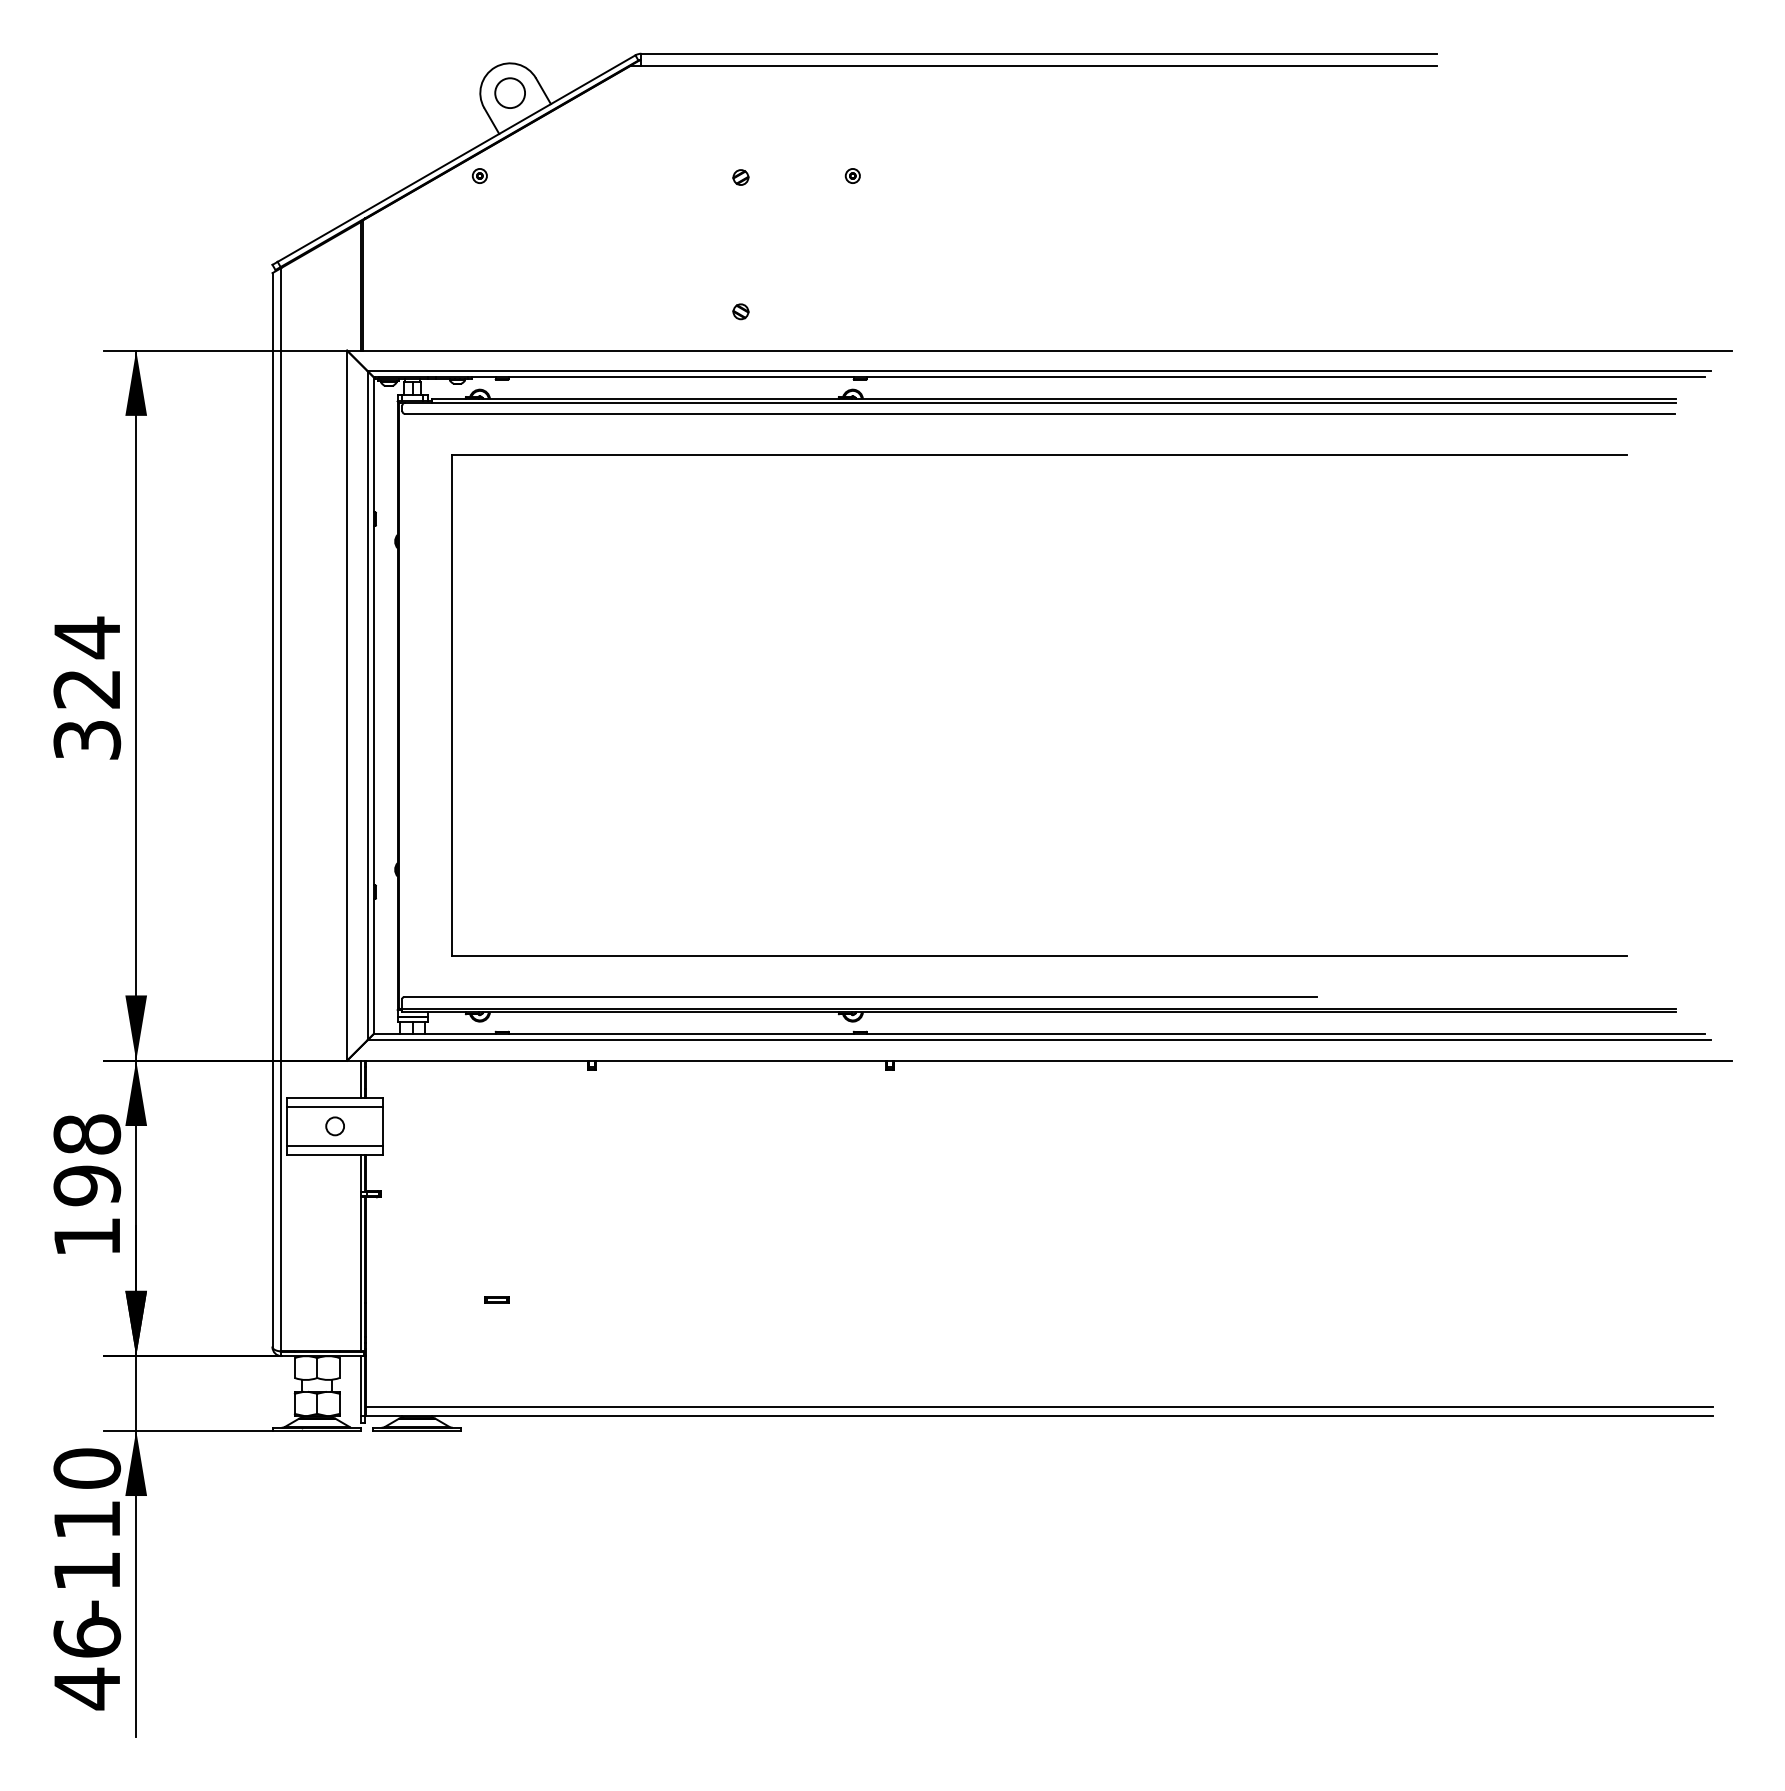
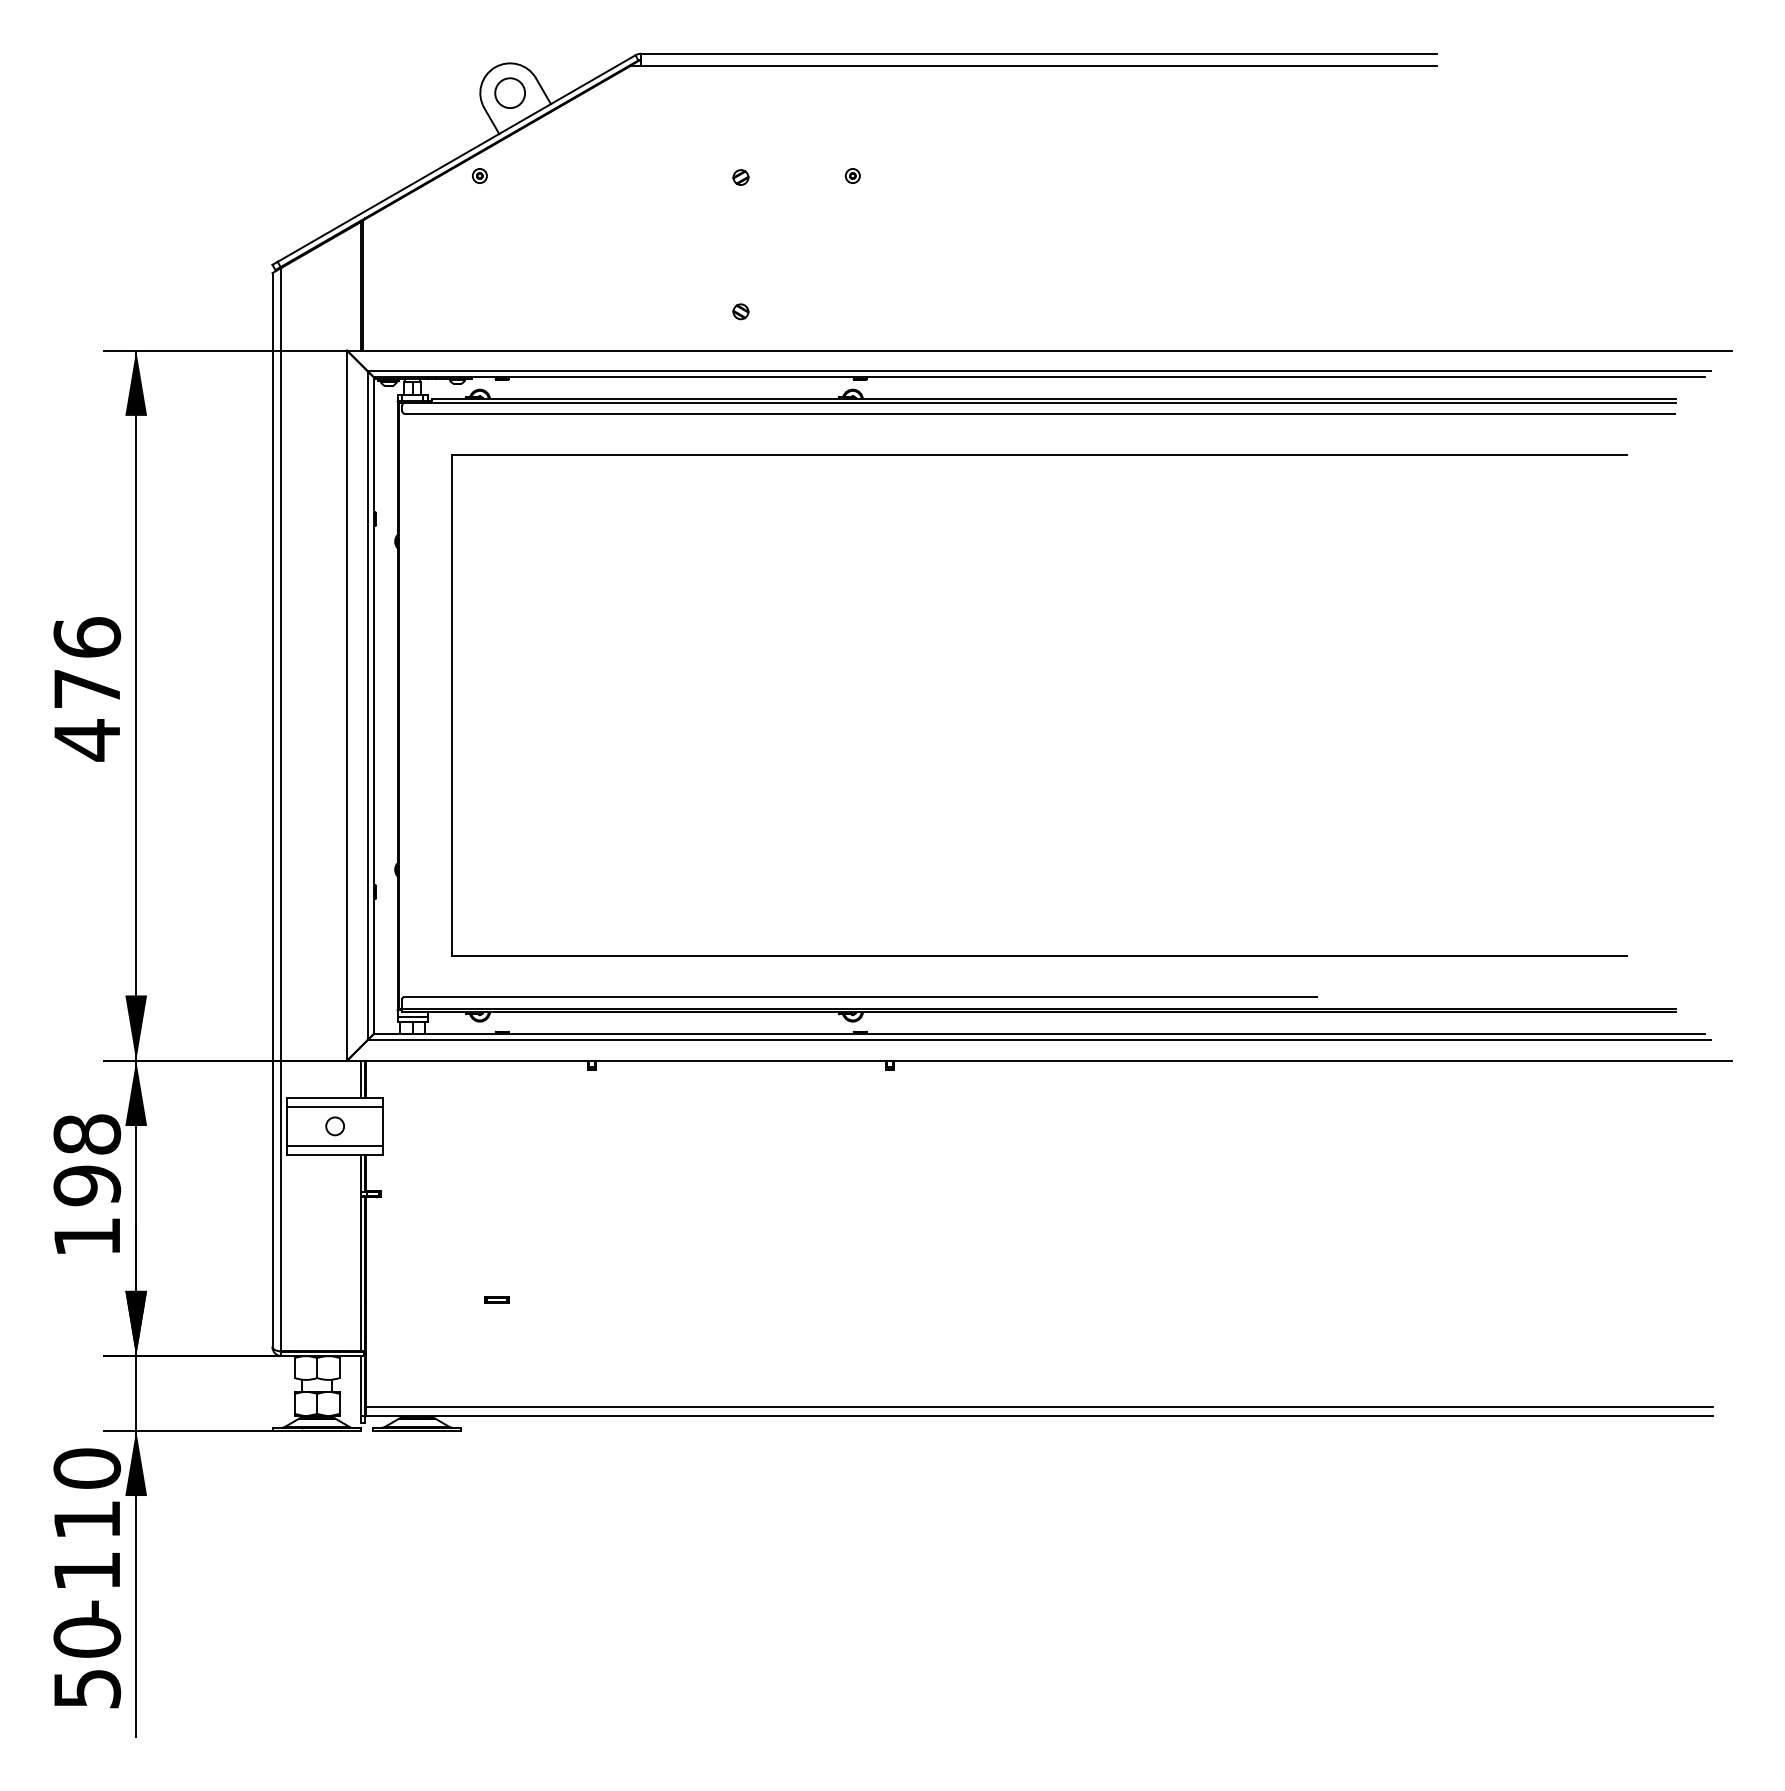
text: 324 -> 476 (87, 688)
text: 46 -> 50 (87, 1663)
